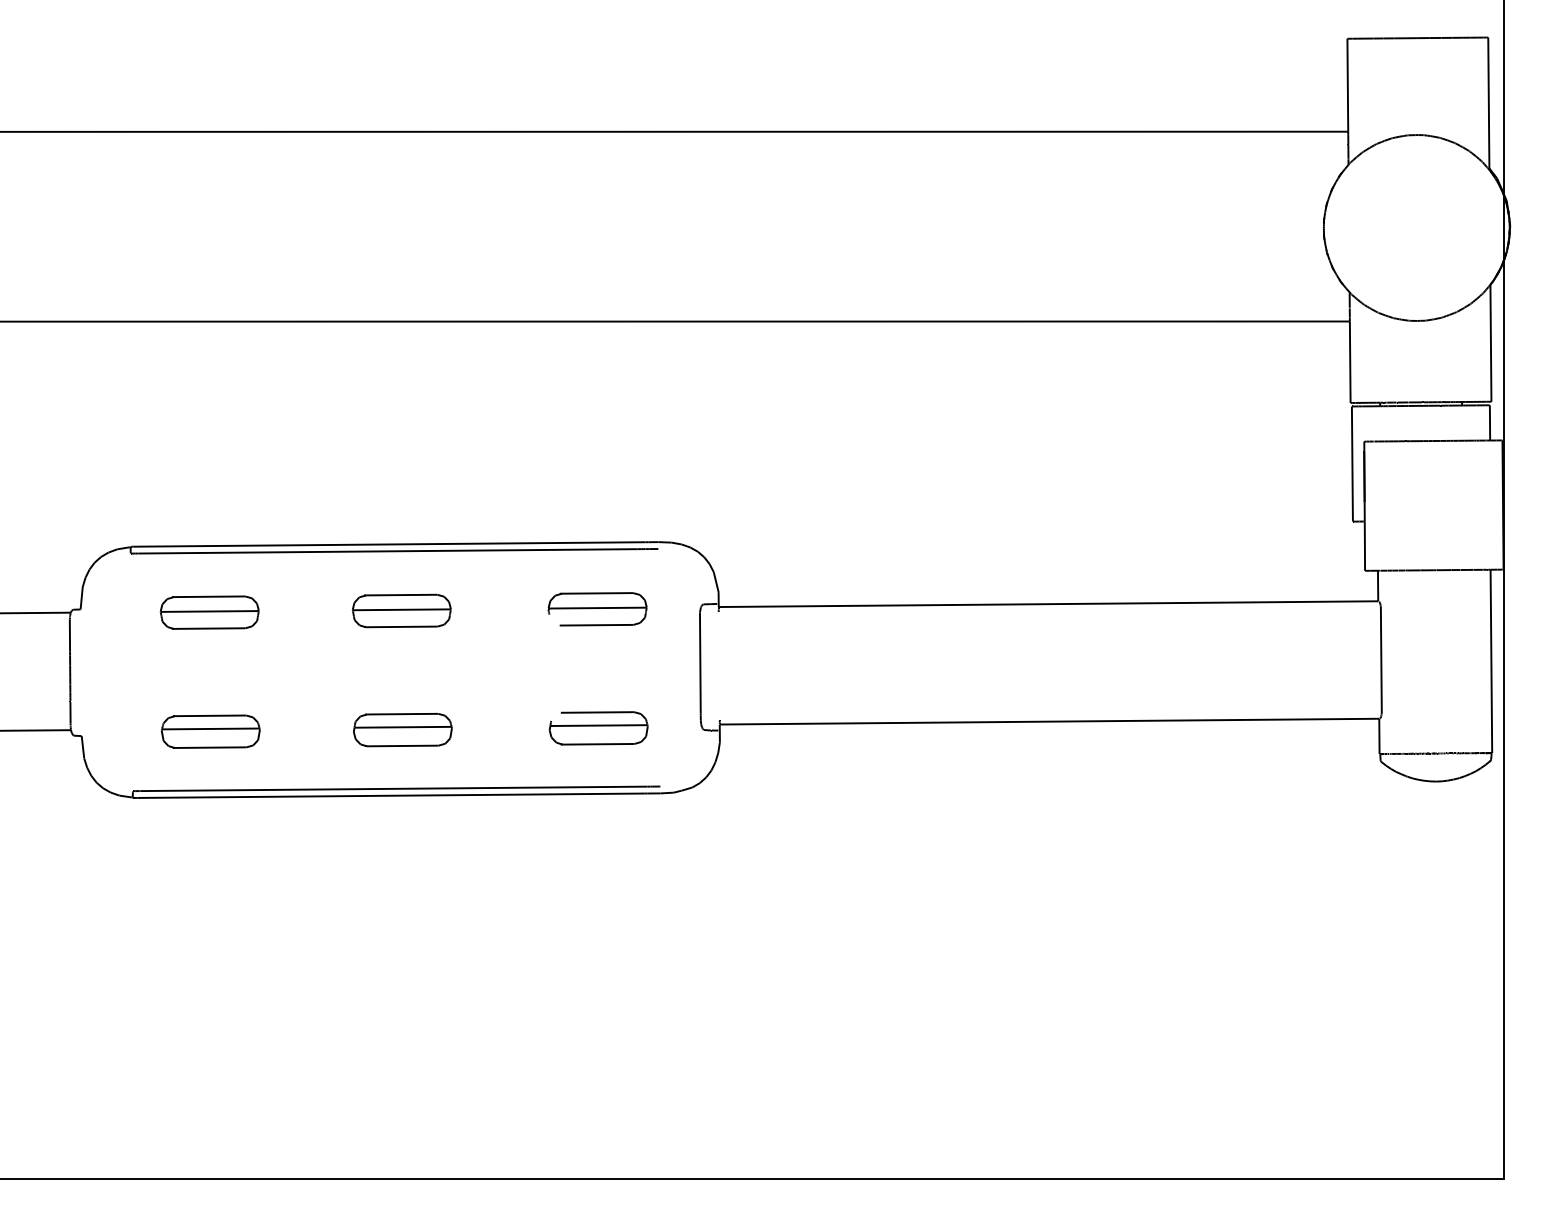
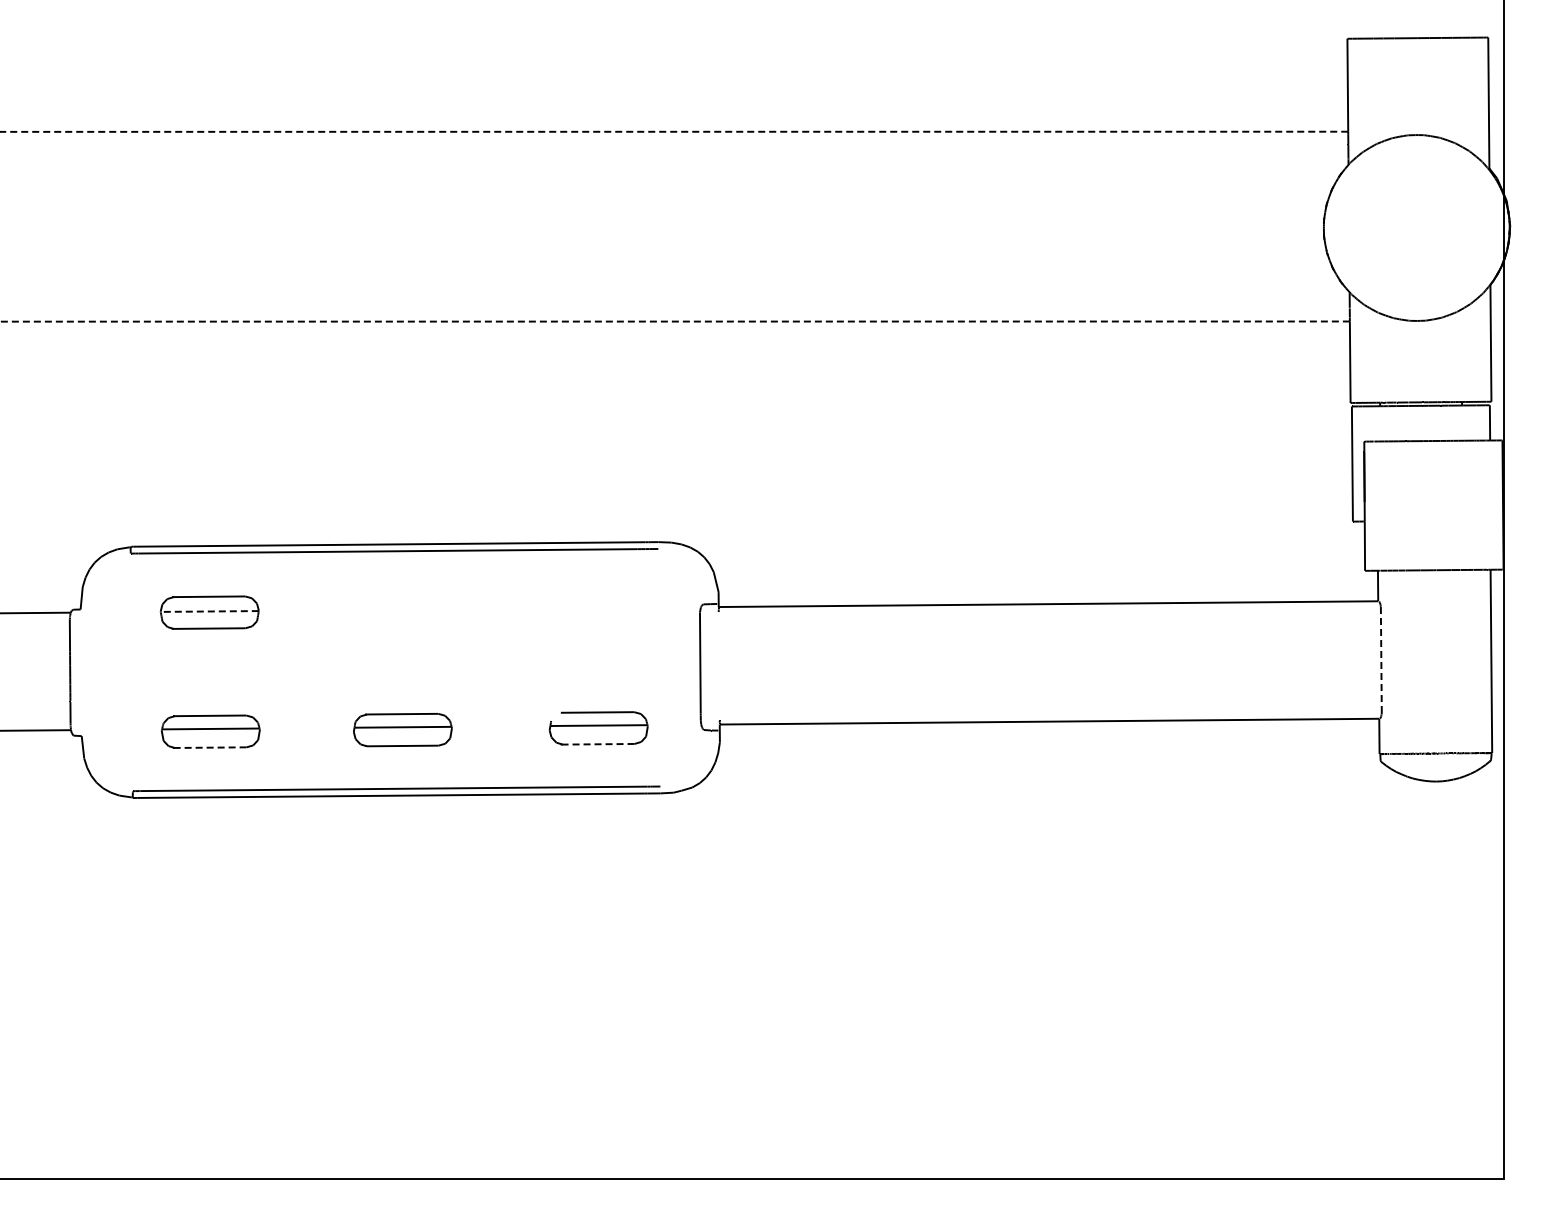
line: solid -> dashed (674, 131)
line: solid -> dashed (674, 321)
part: present -> none (597, 609)
part: present -> none (401, 610)
line: solid -> dashed (209, 611)
line: solid -> dashed (1381, 659)
line: solid -> dashed (598, 744)
line: solid -> dashed (210, 747)
